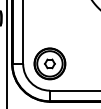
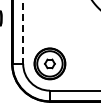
line: solid -> dashed (23, 32)
line: present -> none (7, 53)
